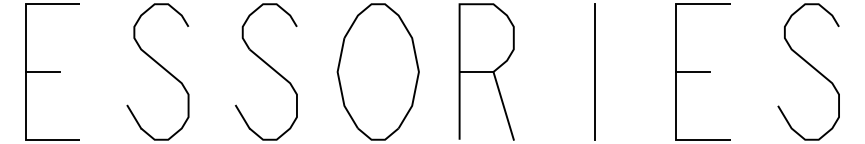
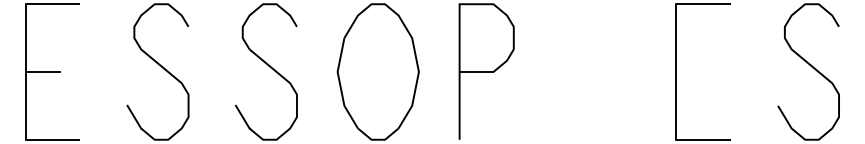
line: present -> none (595, 71)
line: present -> none (693, 72)
line: present -> none (503, 105)
